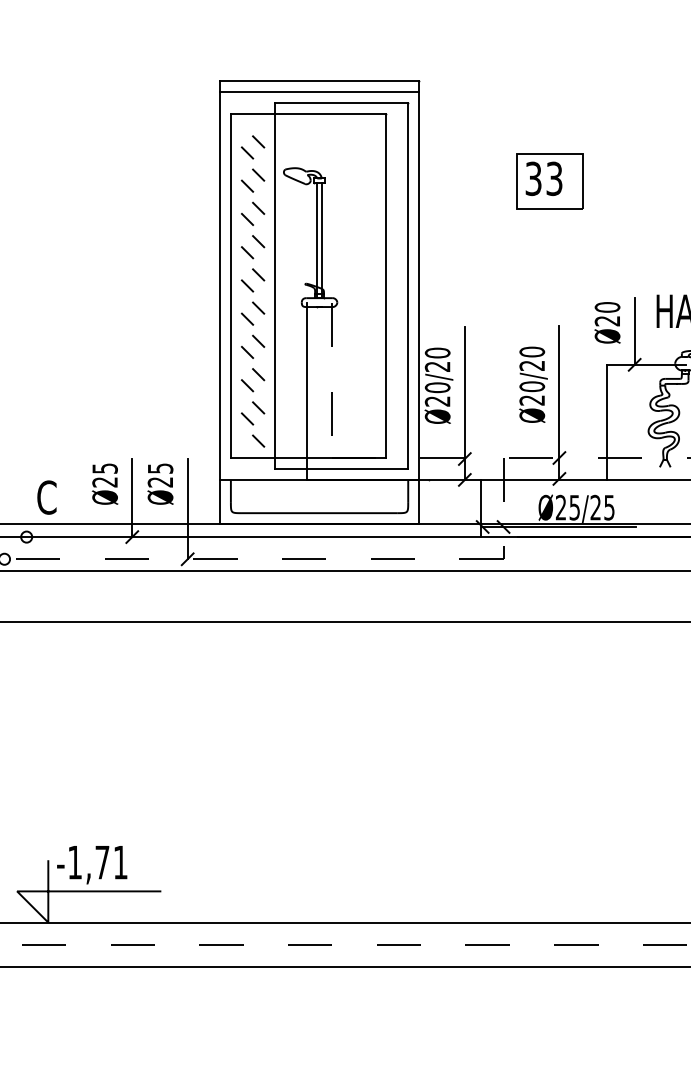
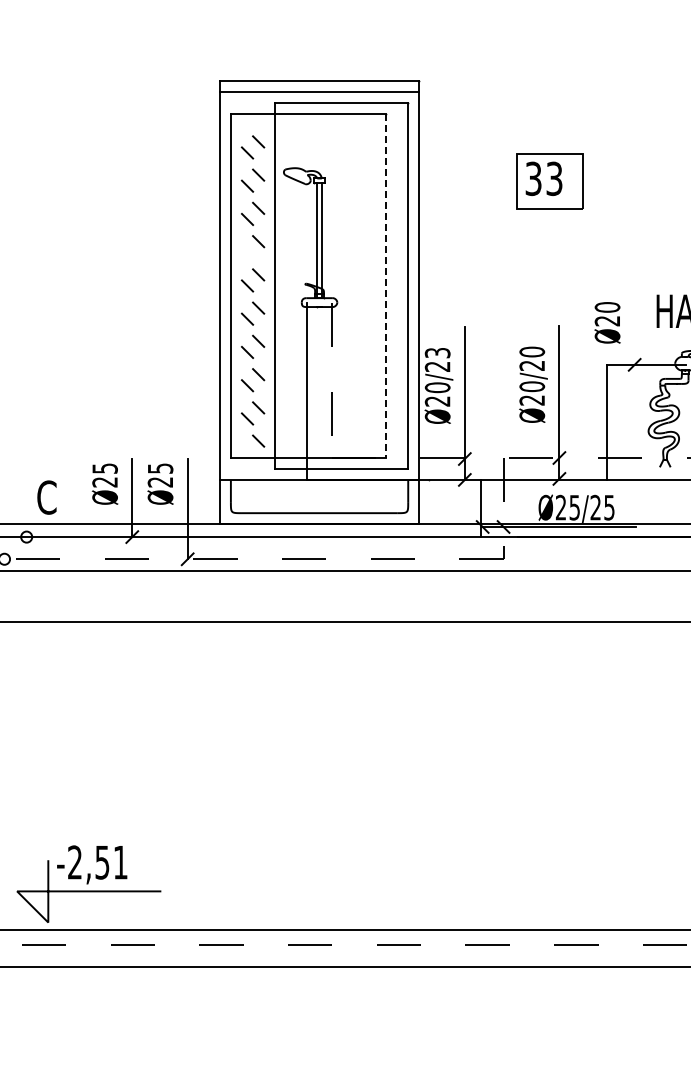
line: present -> none (247, 252)
line: solid -> dashed (386, 285)
line: present -> none (634, 330)
text: Ø20/20 -> Ø20/23 (437, 352)
text: -1,71 -> -2,51 (88, 862)
line position: (344, 922) -> (344, 929) (344, 929)
